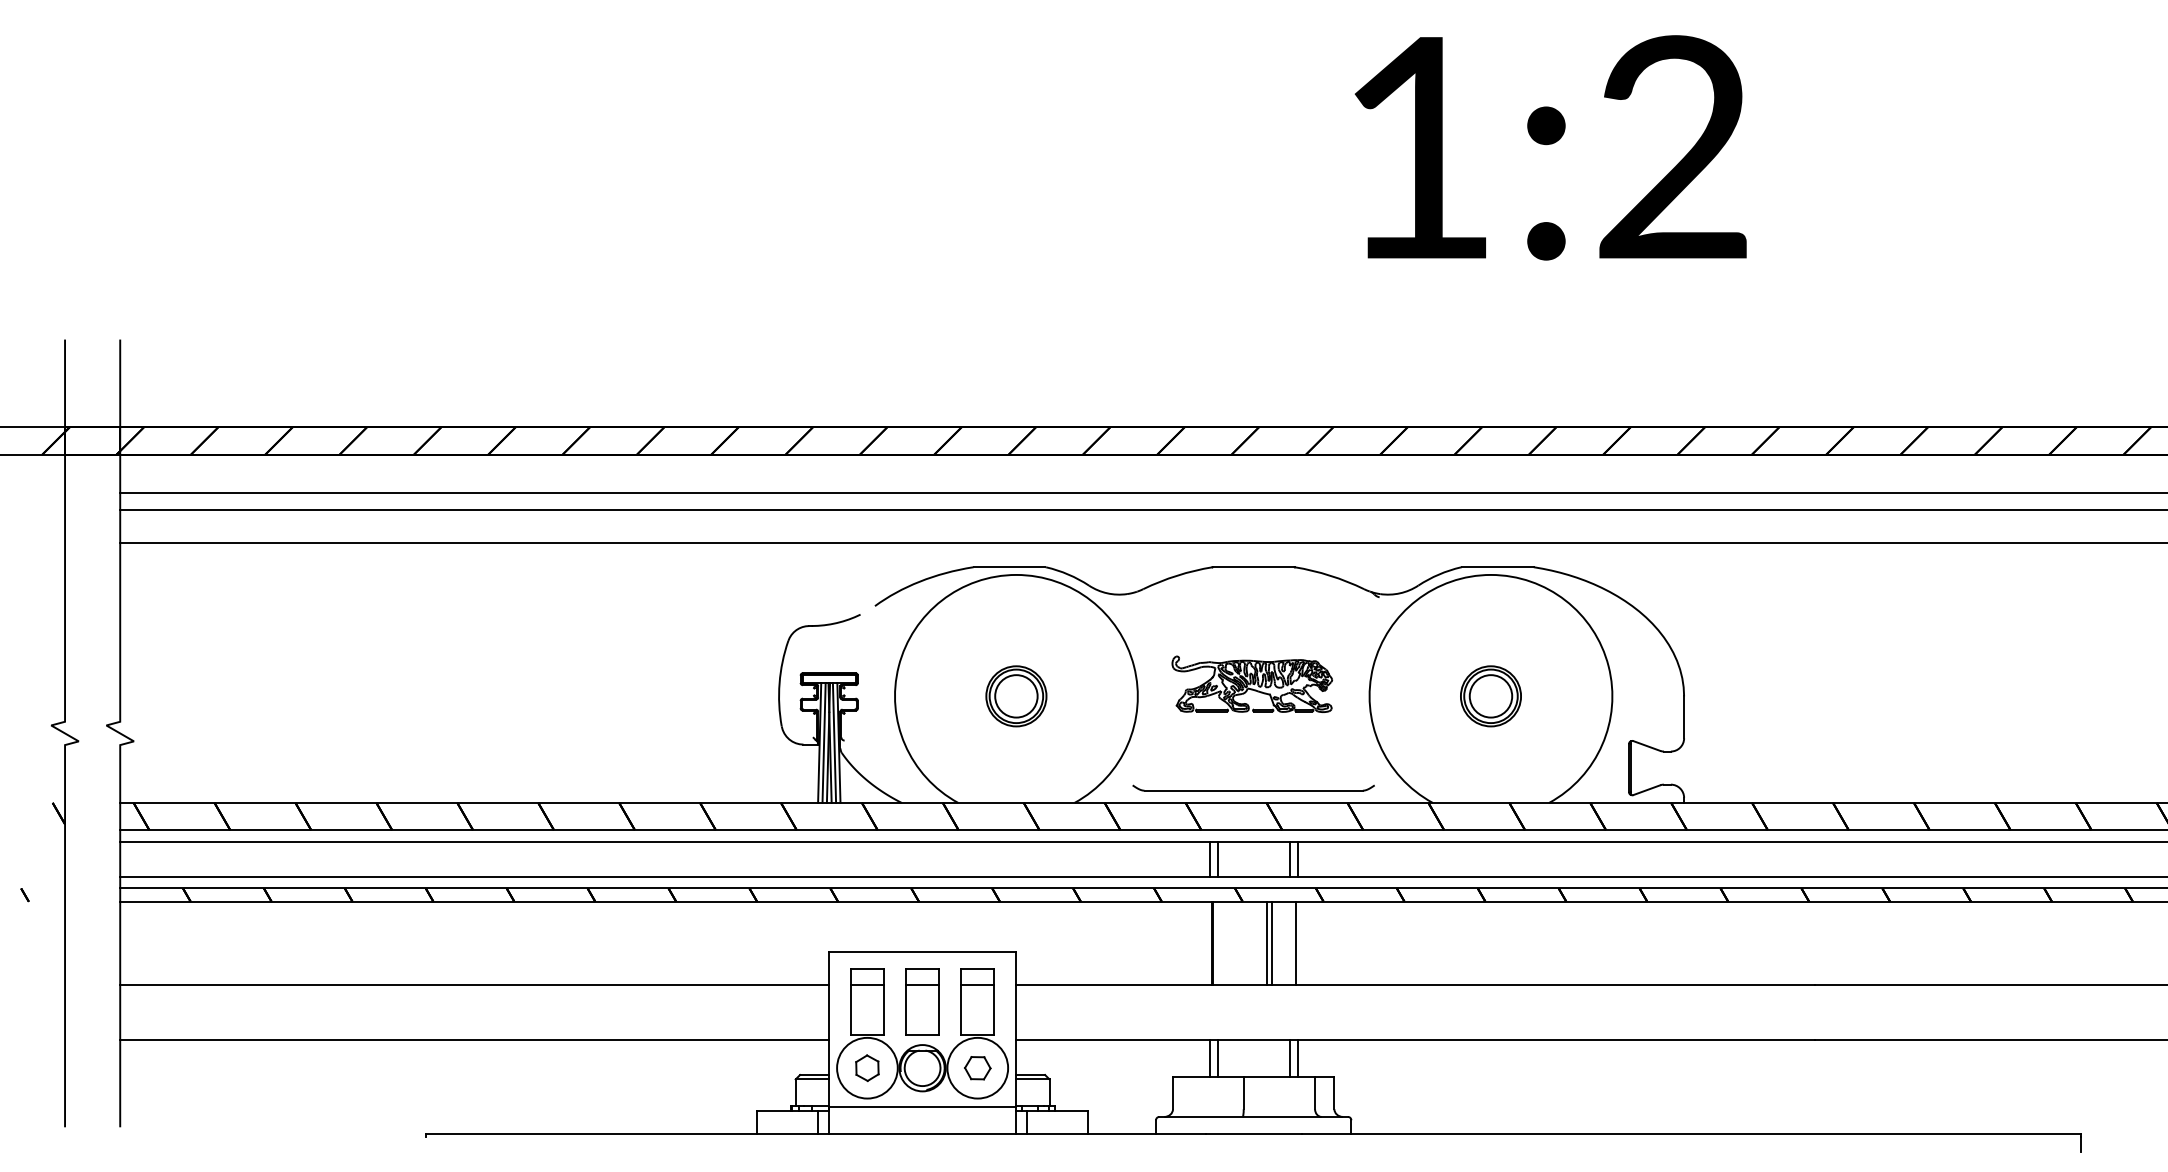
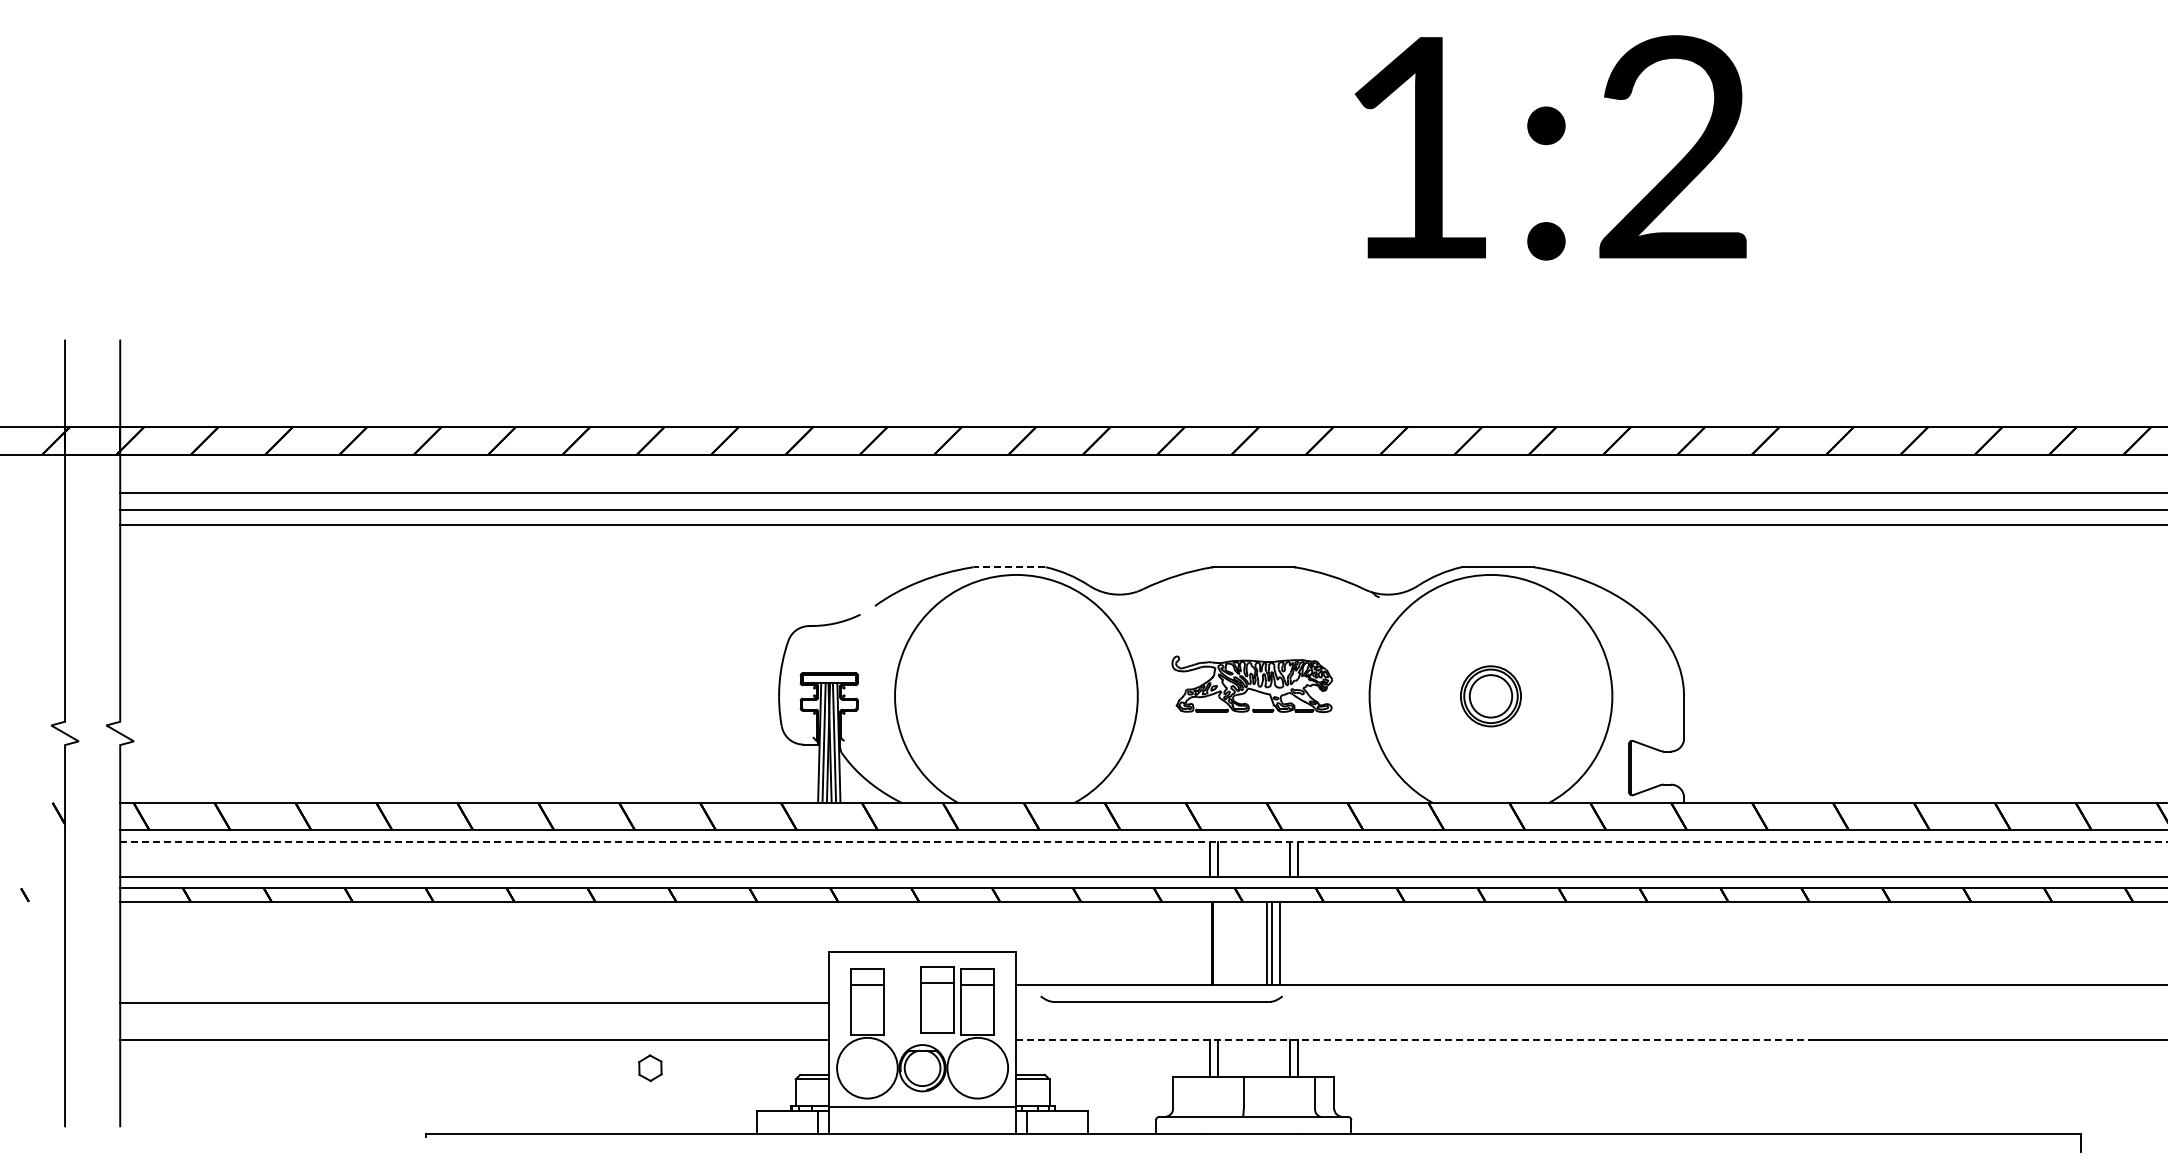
line position: (1142, 543) -> (1142, 525) (1142, 525)
line: solid -> dashed (1009, 567)
part: present -> none (1016, 696)
part position: (1253, 787) -> (1161, 998) (1161, 998)
line: solid -> dashed (1144, 841)
line position: (1295, 942) -> (1279, 942) (1279, 942)
line position: (474, 984) -> (474, 1002) (474, 1002)
part position: (922, 1001) -> (937, 999) (937, 999)
line: solid -> dashed (1416, 1039)
part position: (867, 1068) -> (650, 1068) (650, 1068)
part: present -> none (977, 1068)
